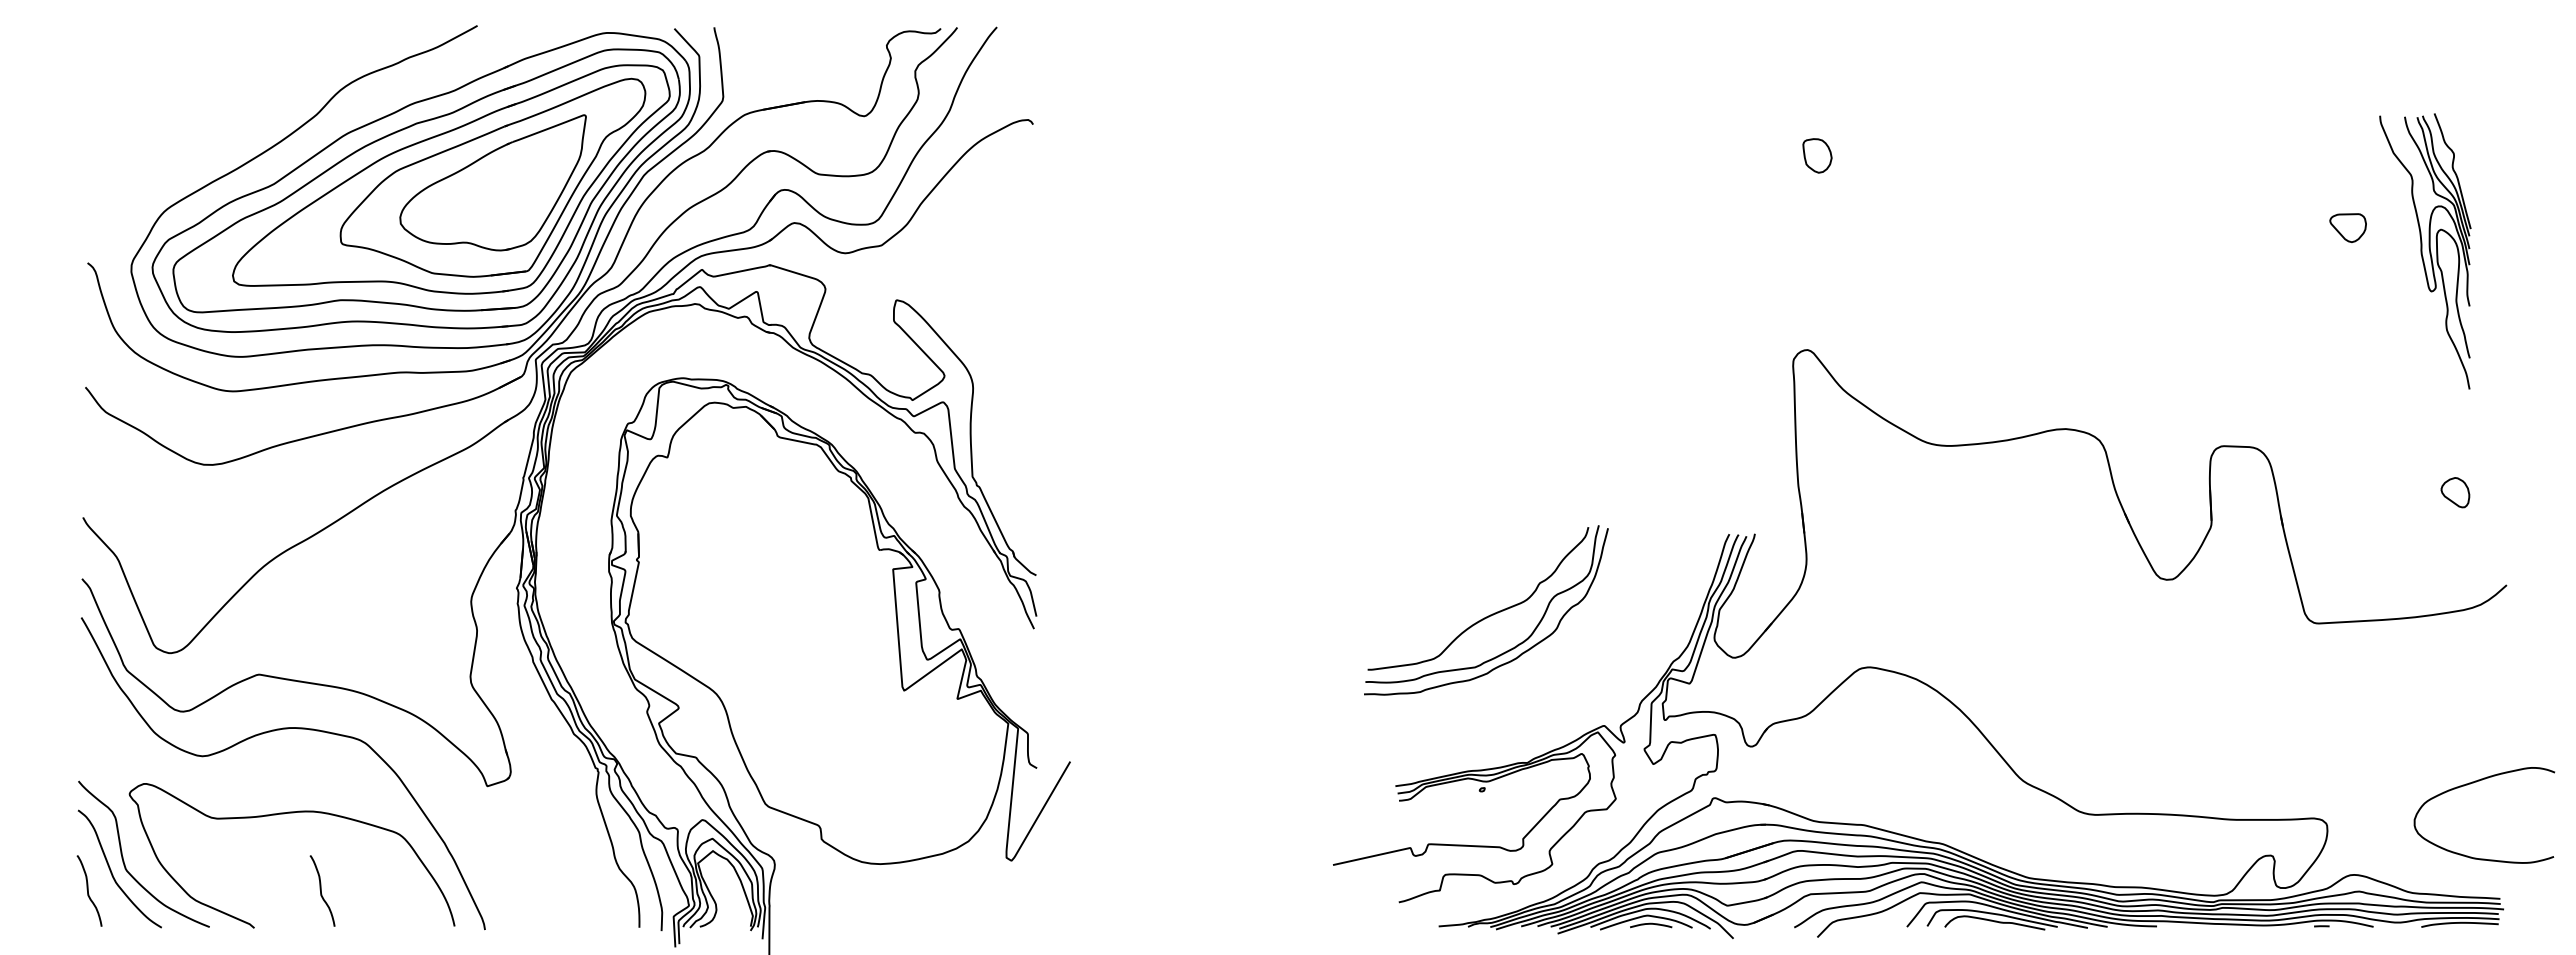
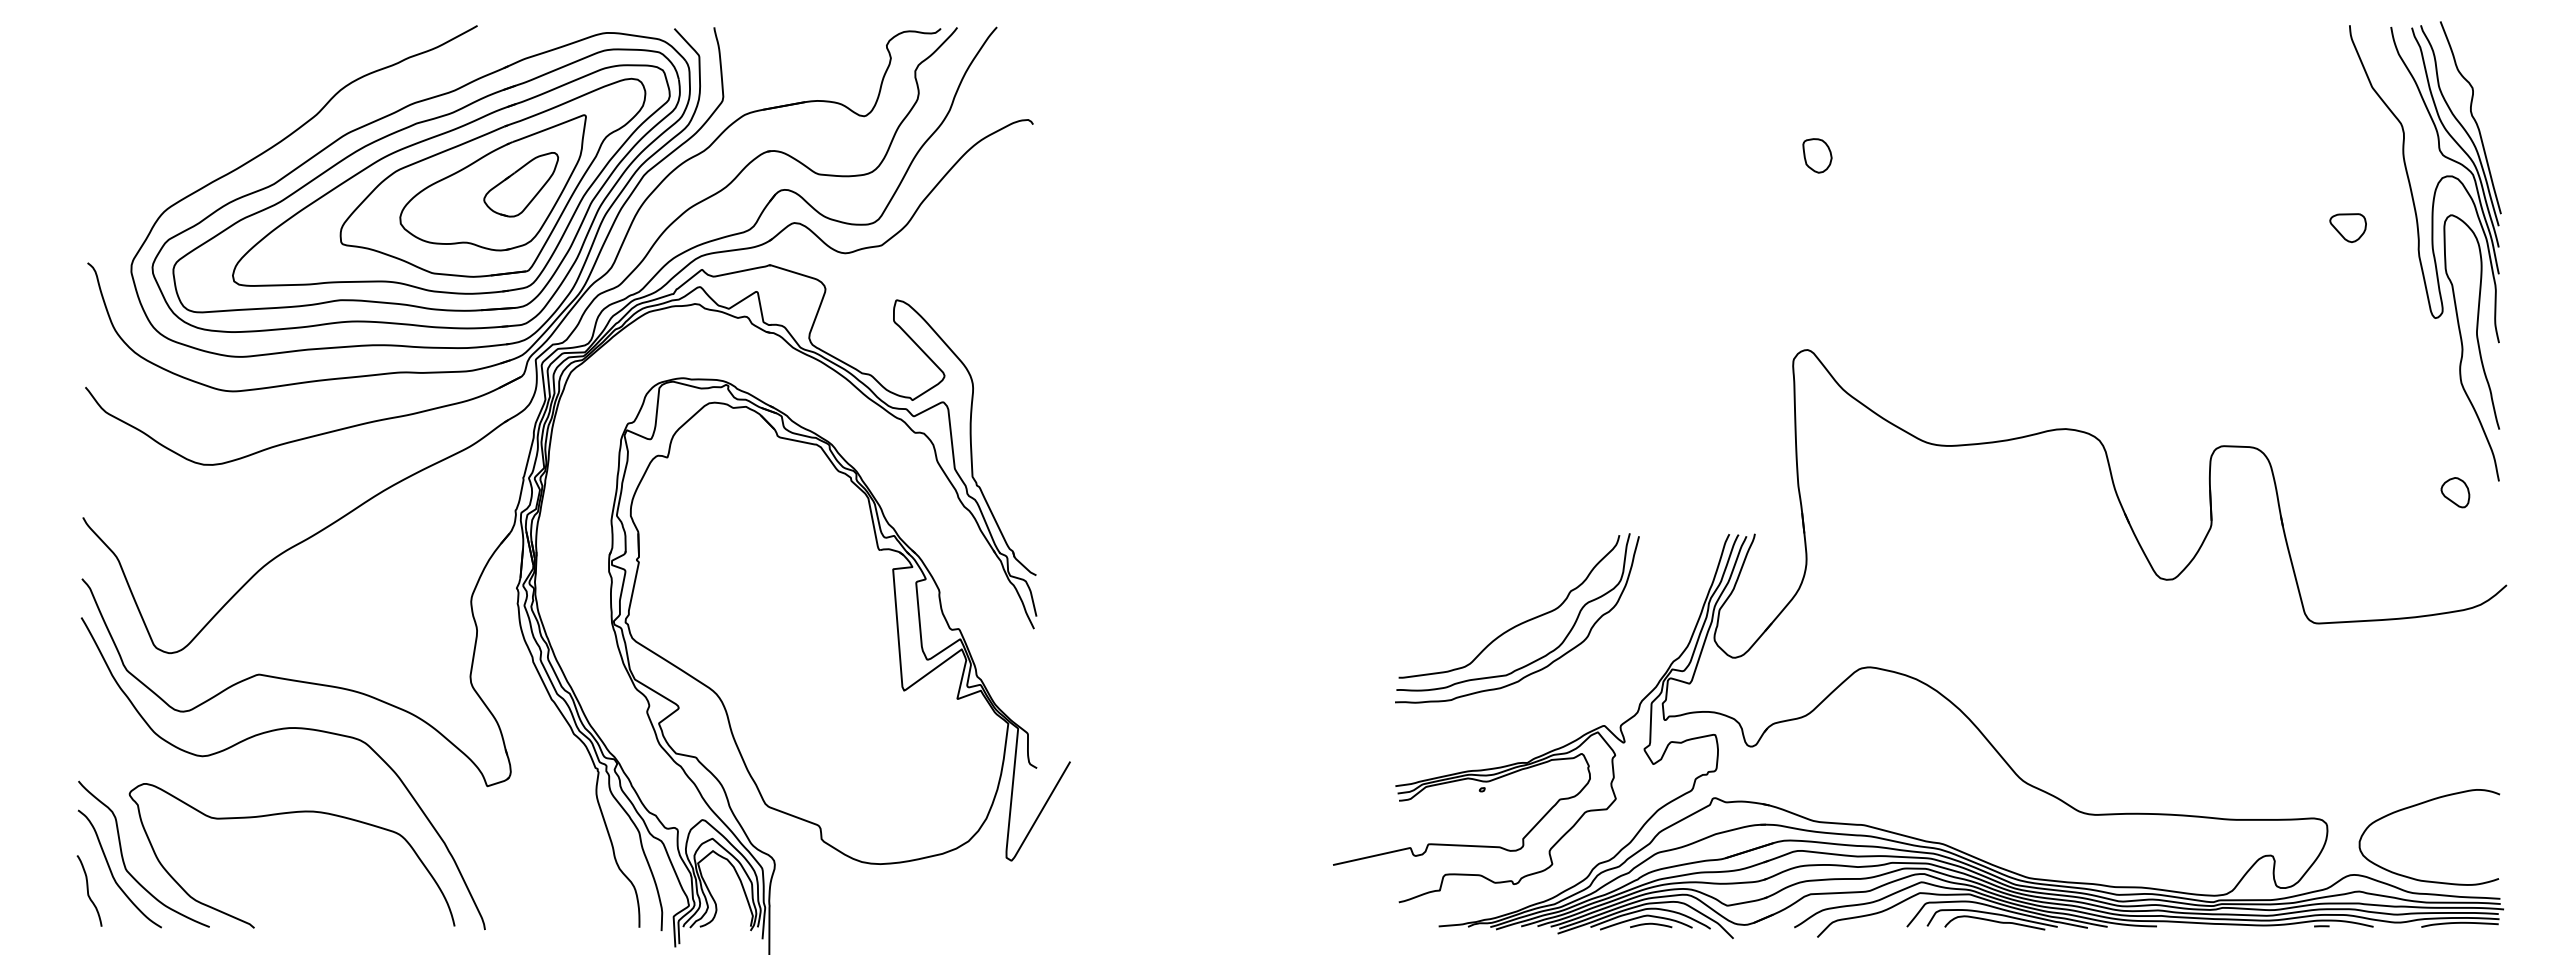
part: none -> present (521, 184)
part size: 93x277 px -> 153x461 px (2425, 251)
part position: (1486, 610) -> (1517, 618) (1517, 618)
curve position: (2473, 783) -> (2418, 805) (2418, 805)
curve: present -> none (321, 890)
